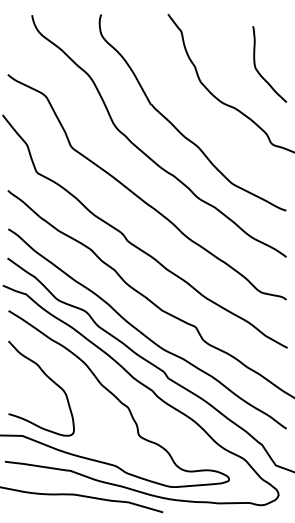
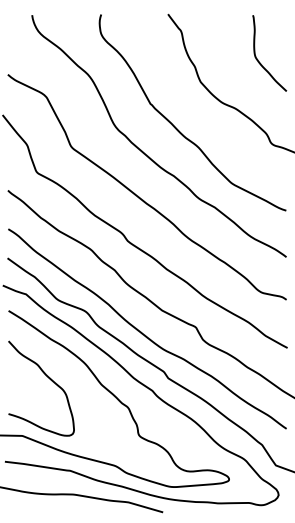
curve position: (258, 70) -> (258, 59) (258, 59)
